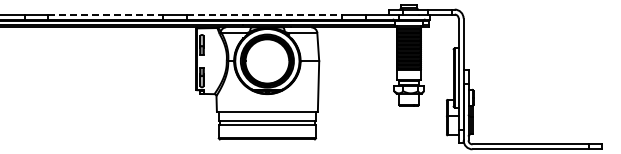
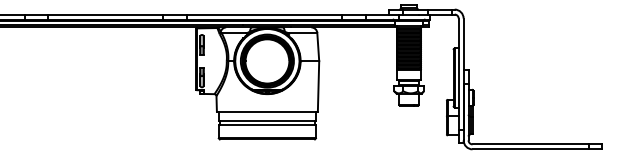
line: dashed -> solid (106, 14)
line: dashed -> solid (264, 14)
